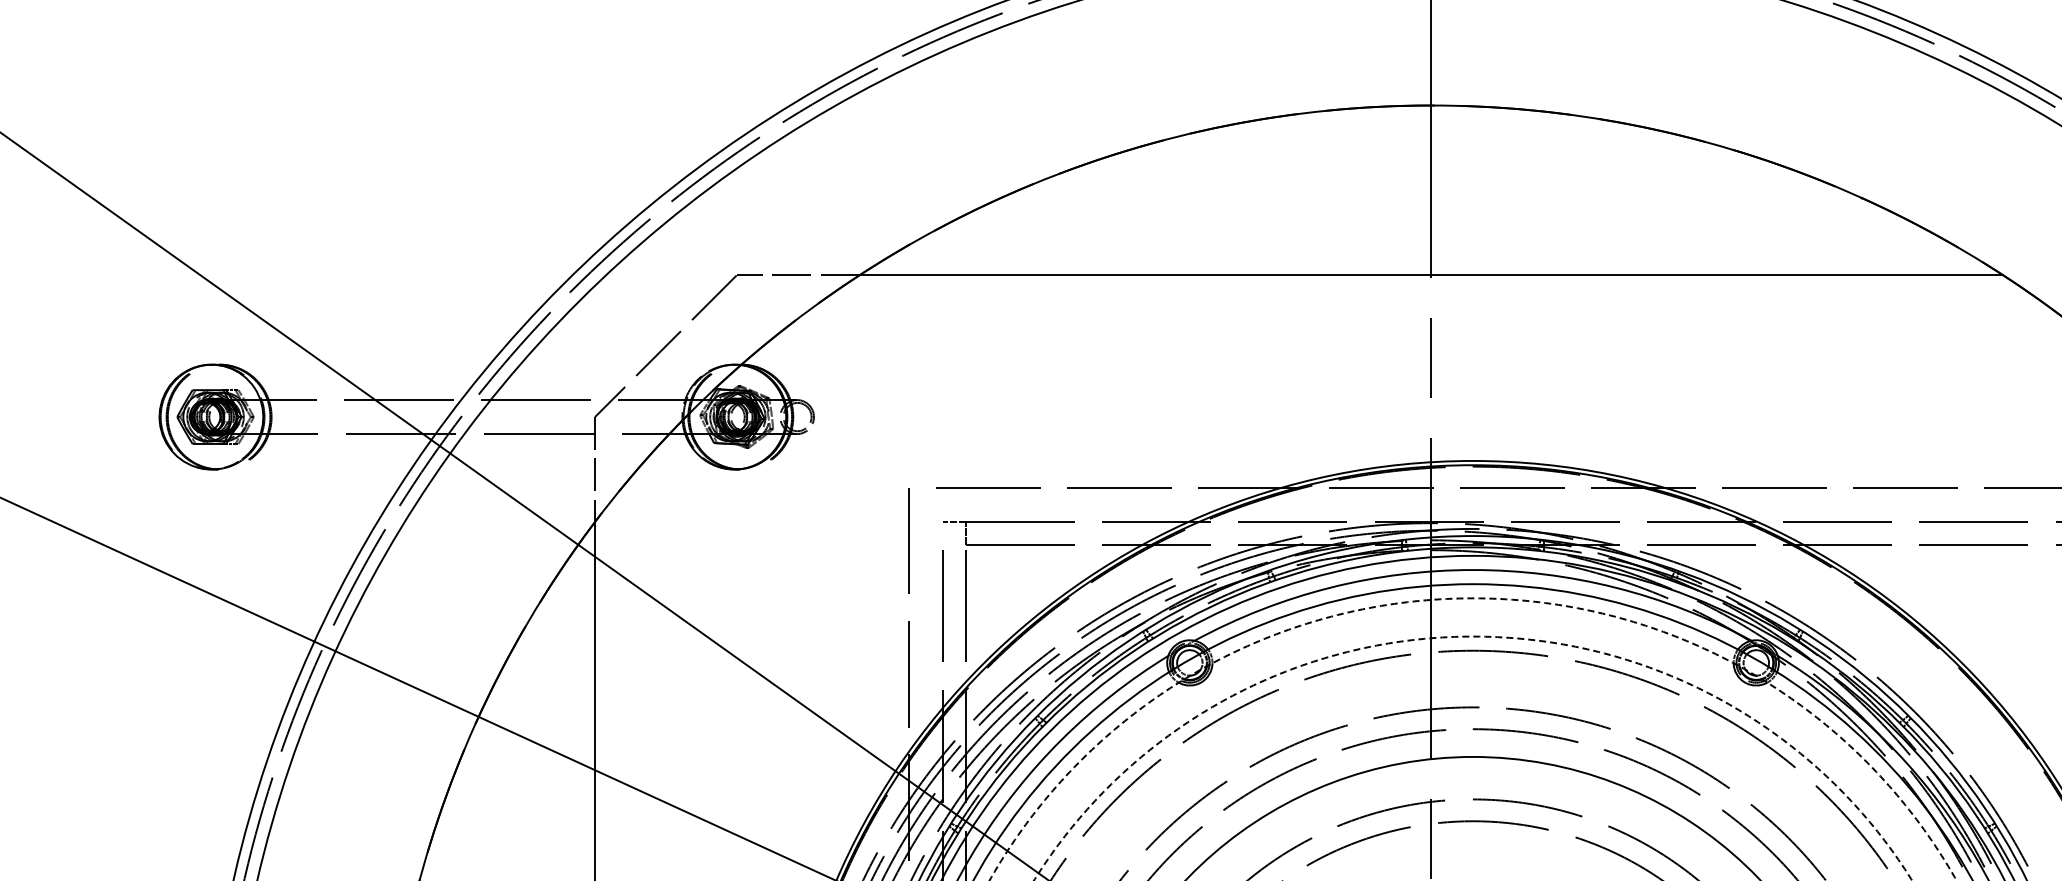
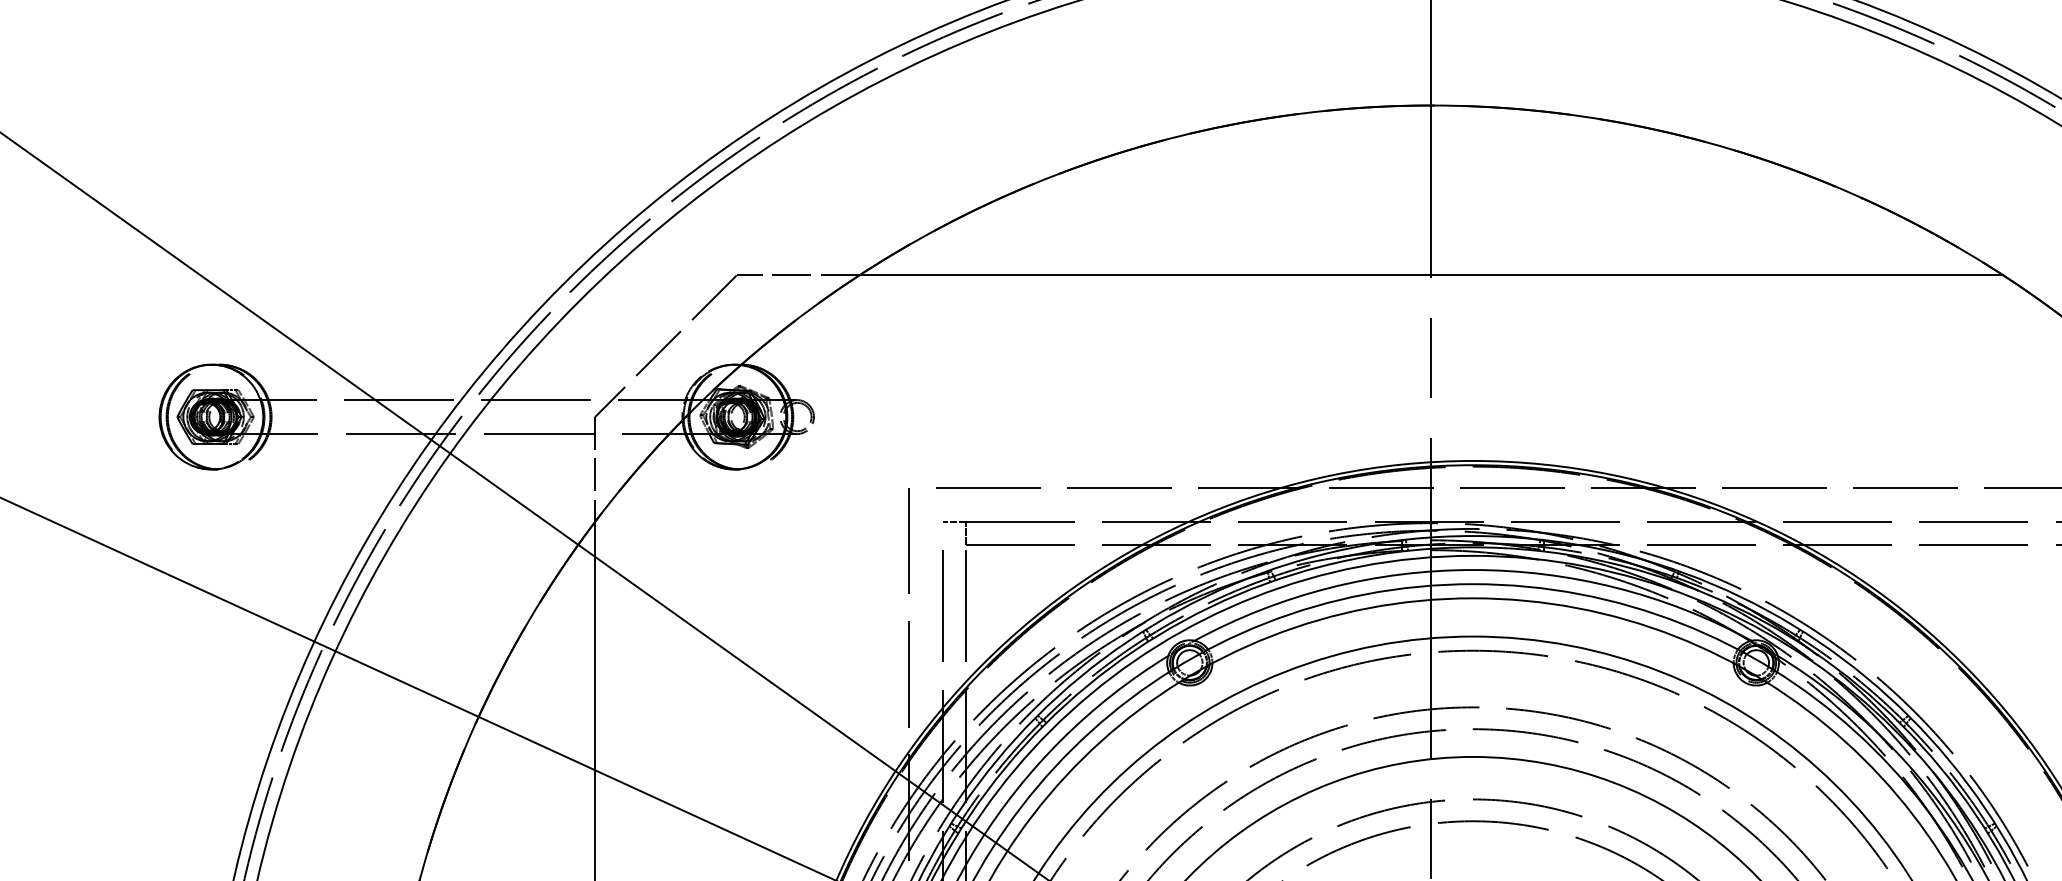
arc: dashed -> solid (1473, 598)
arc: dashed -> solid (1473, 636)
